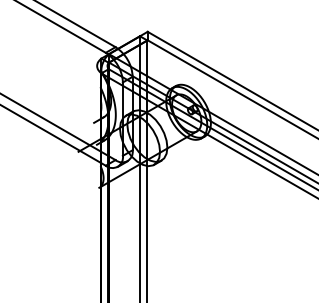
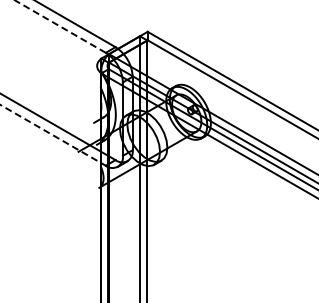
line: solid -> dashed (59, 26)
line: solid -> dashed (53, 135)
